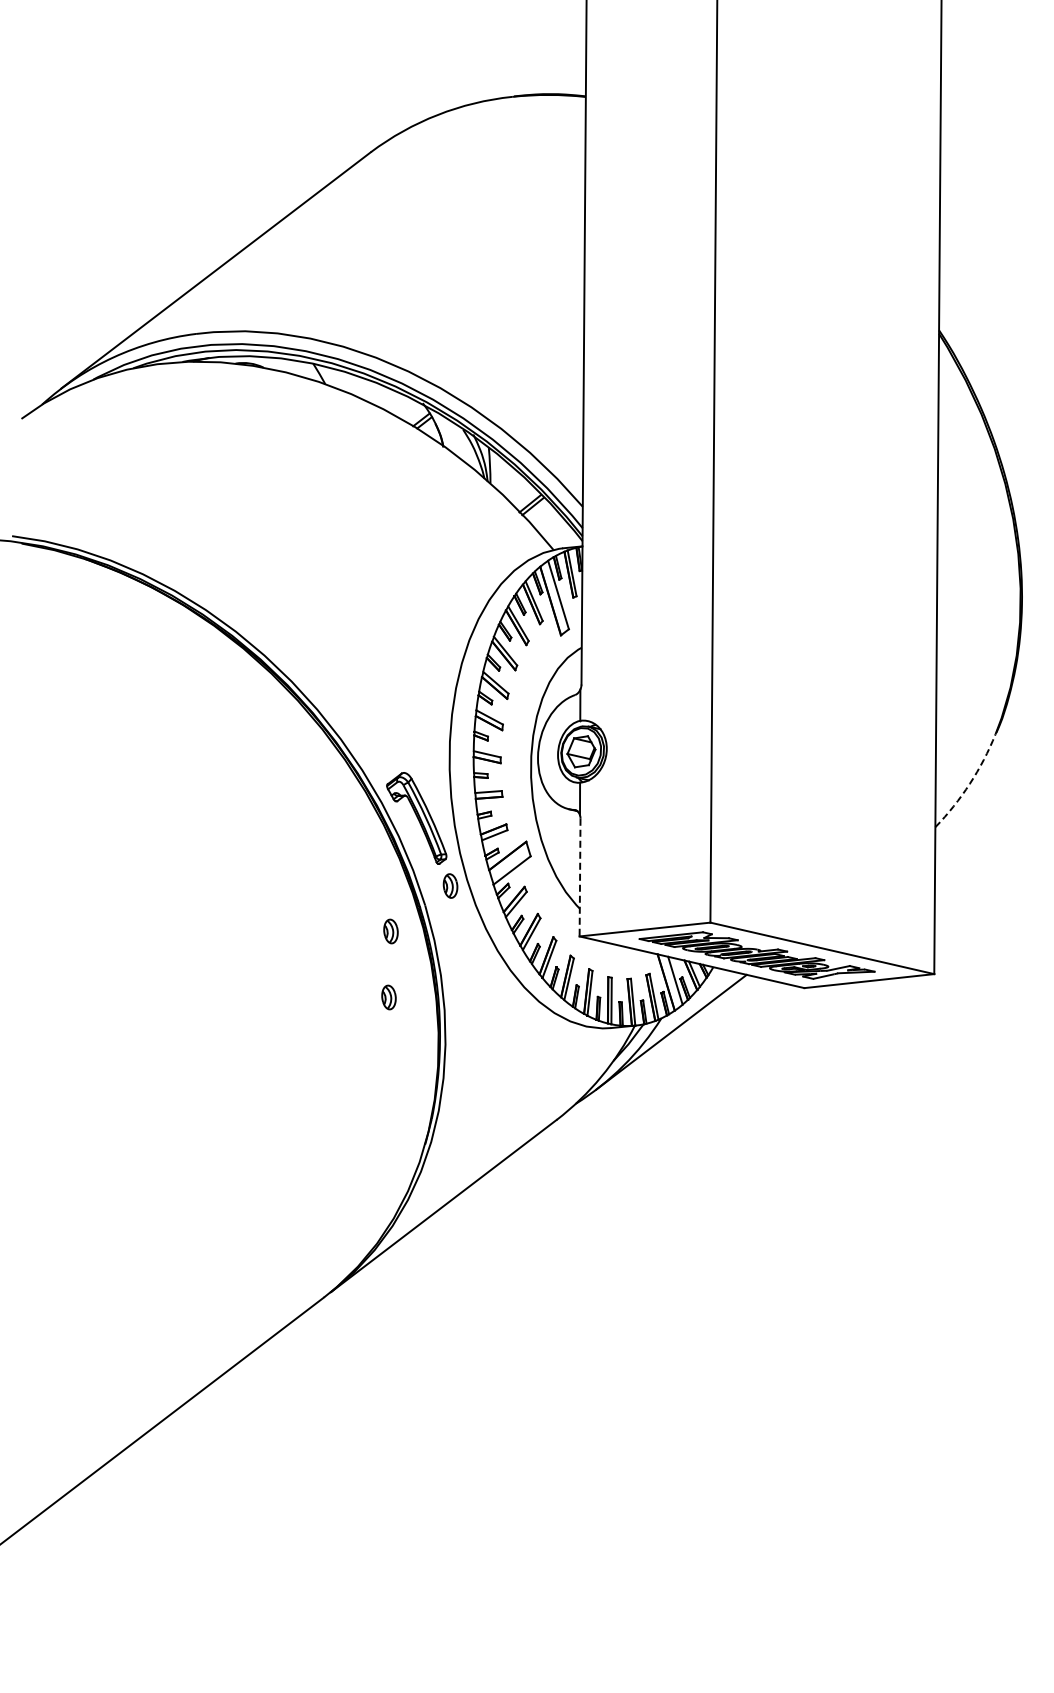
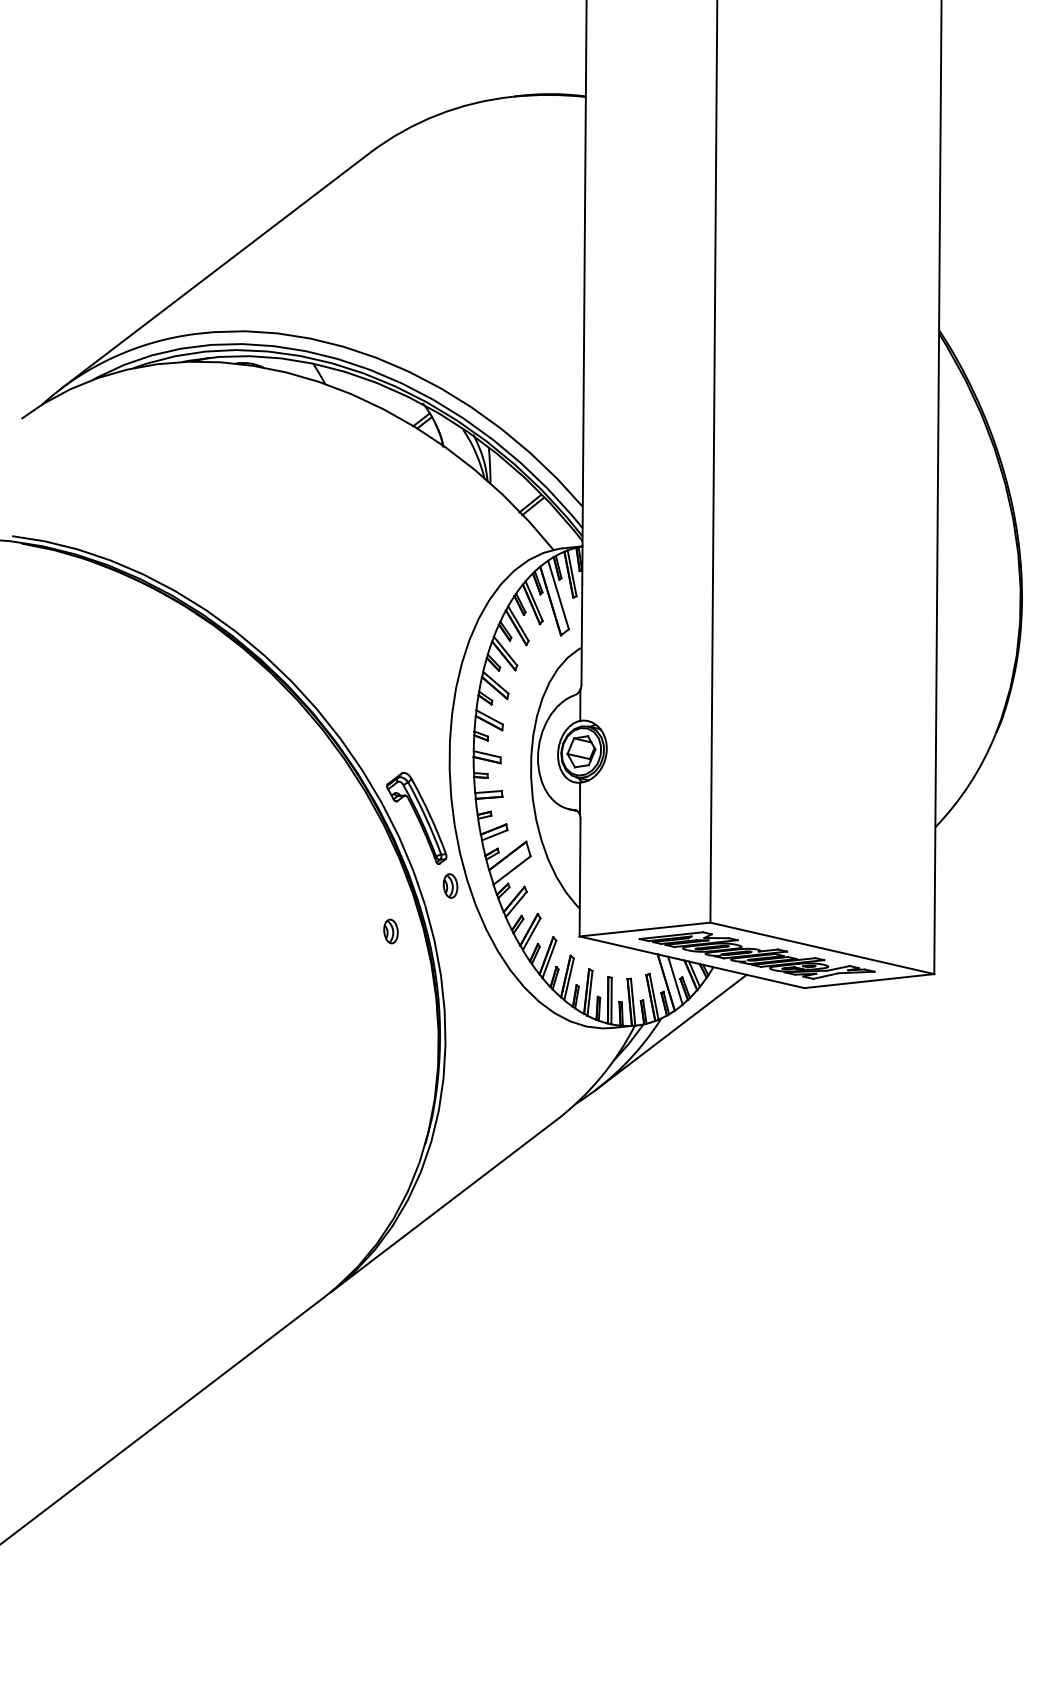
arc: dashed -> solid (969, 783)
line: dashed -> solid (580, 877)
part: present -> none (388, 997)
